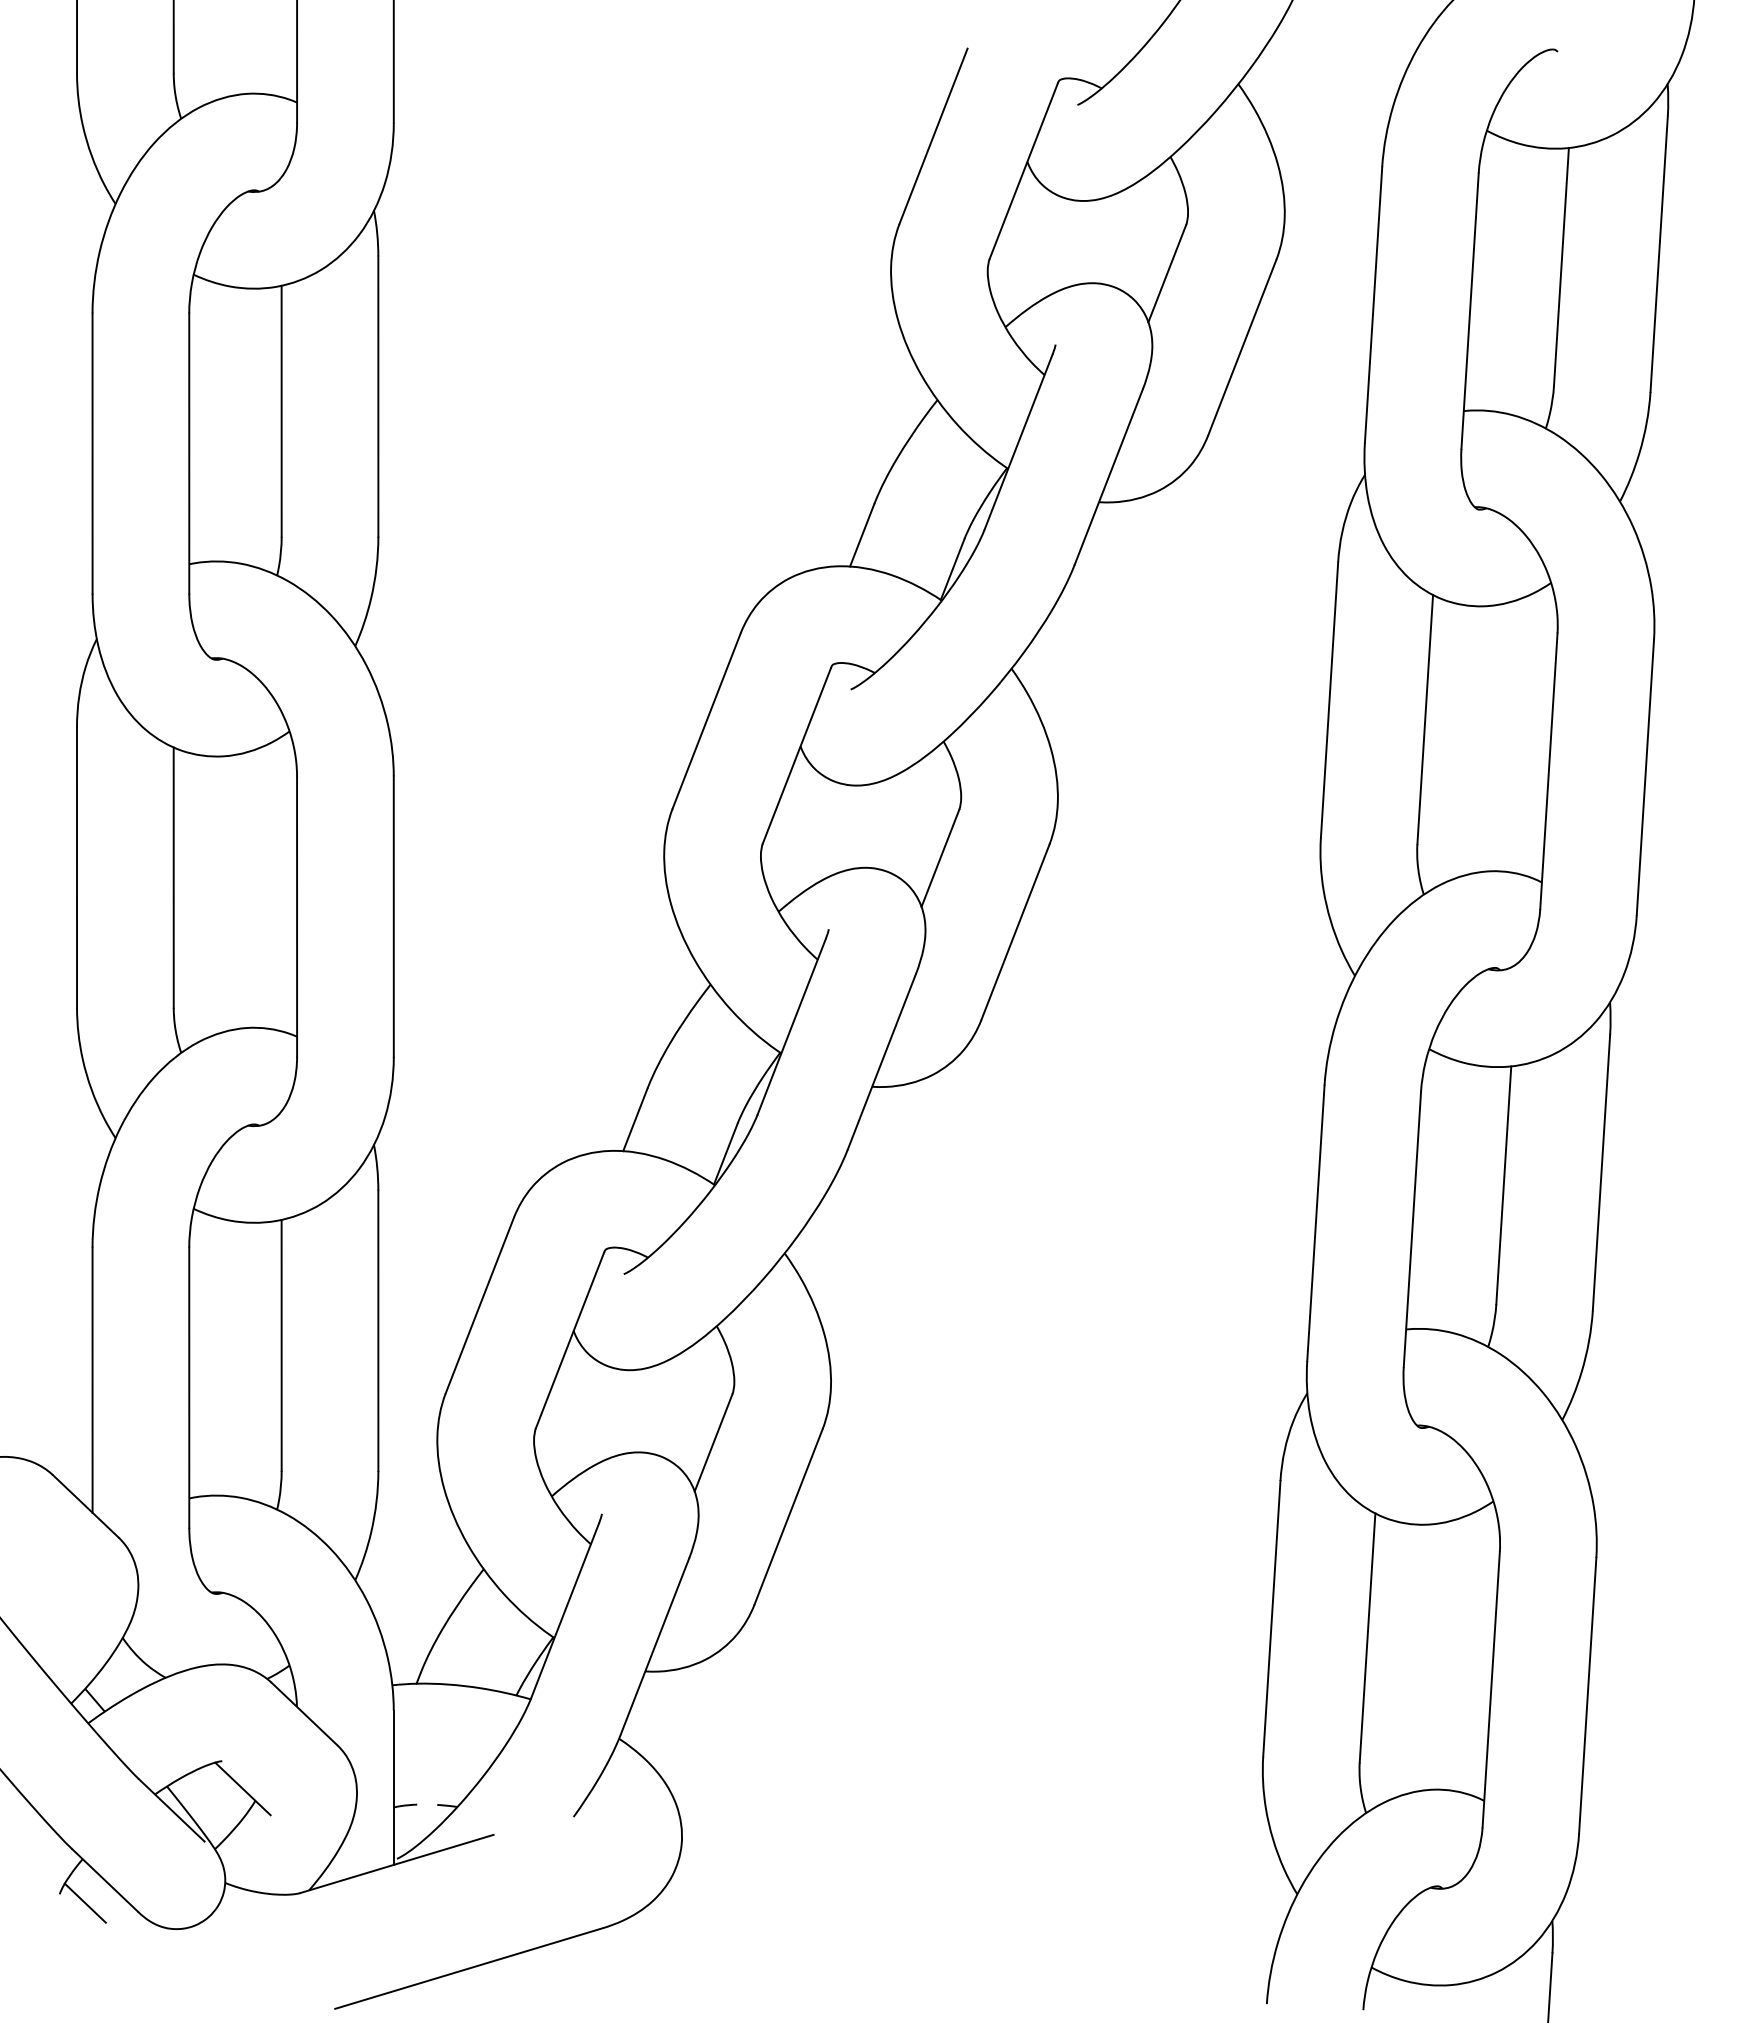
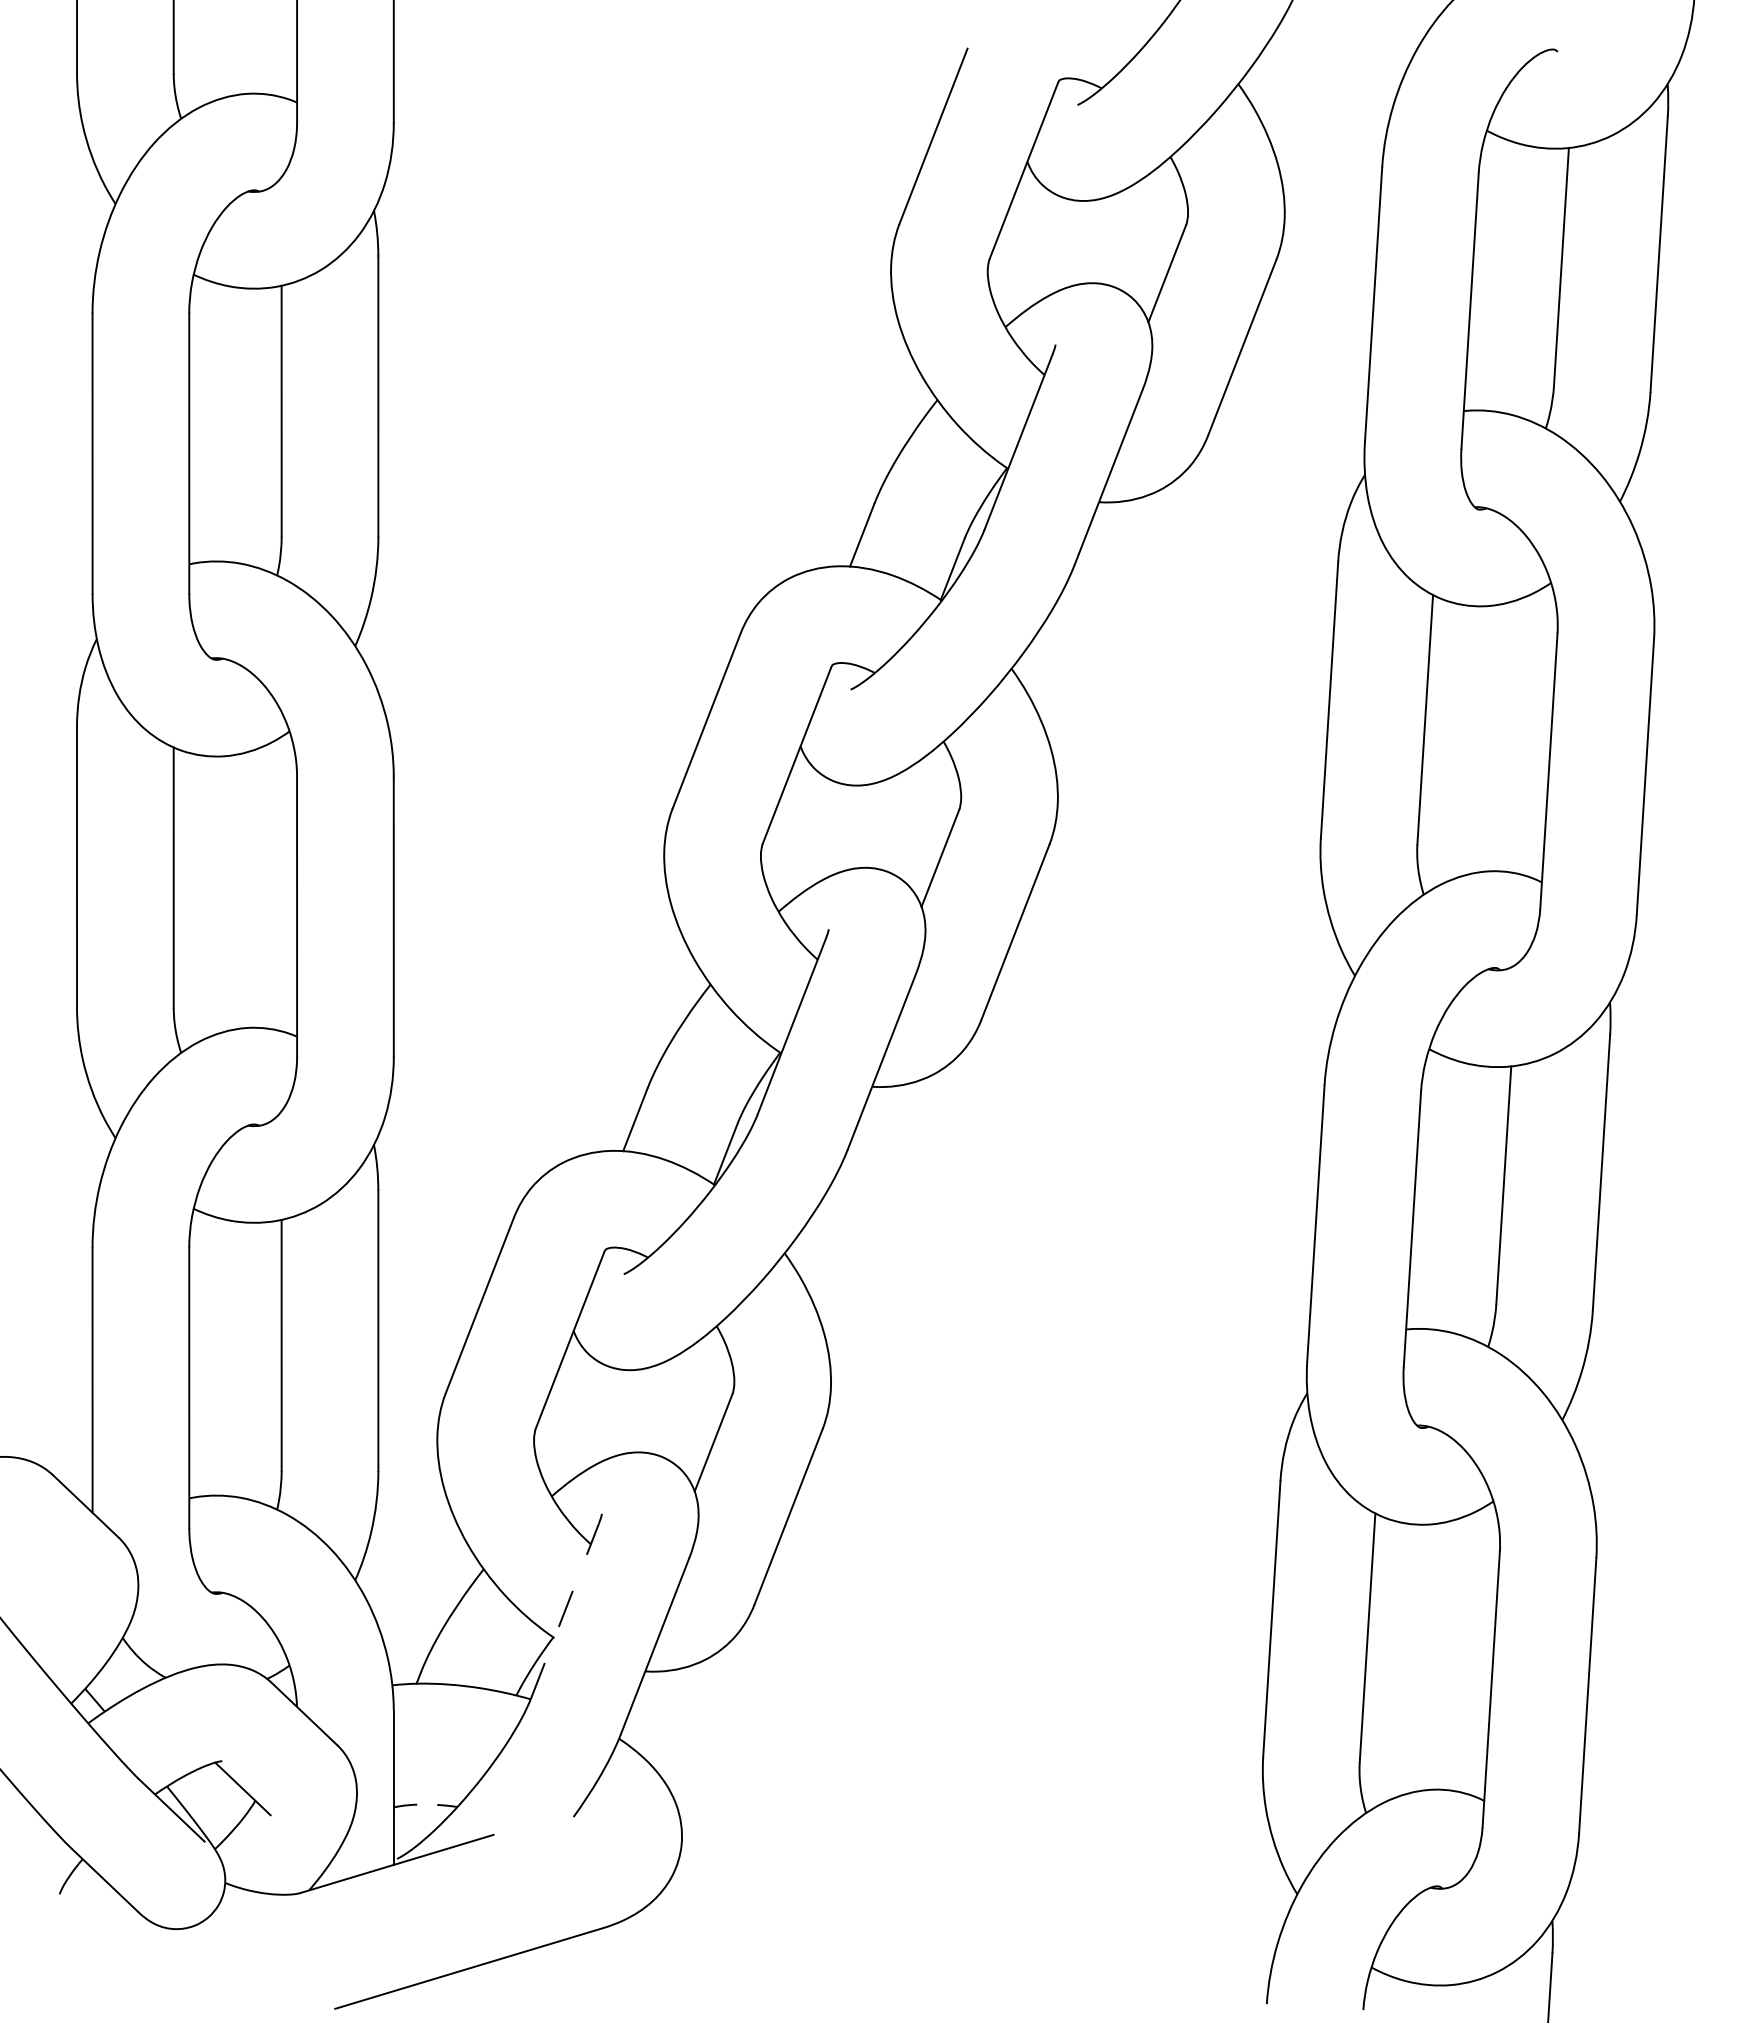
line: solid -> dashed (565, 1610)
line: present -> none (84, 1902)
